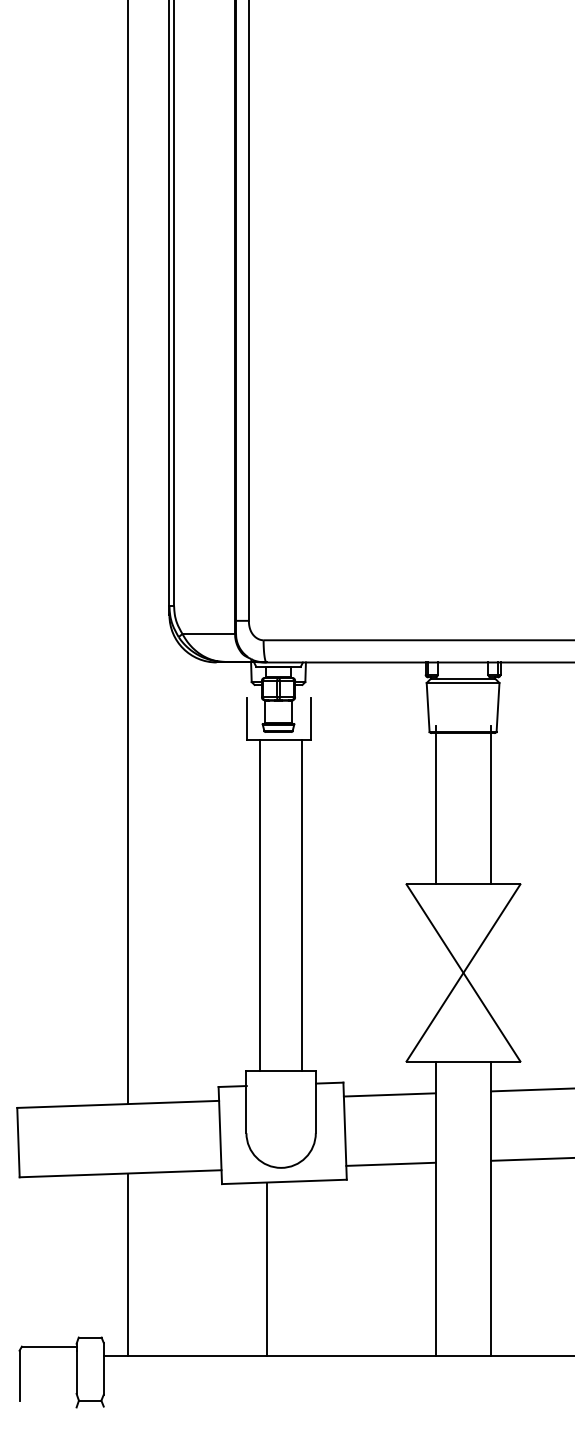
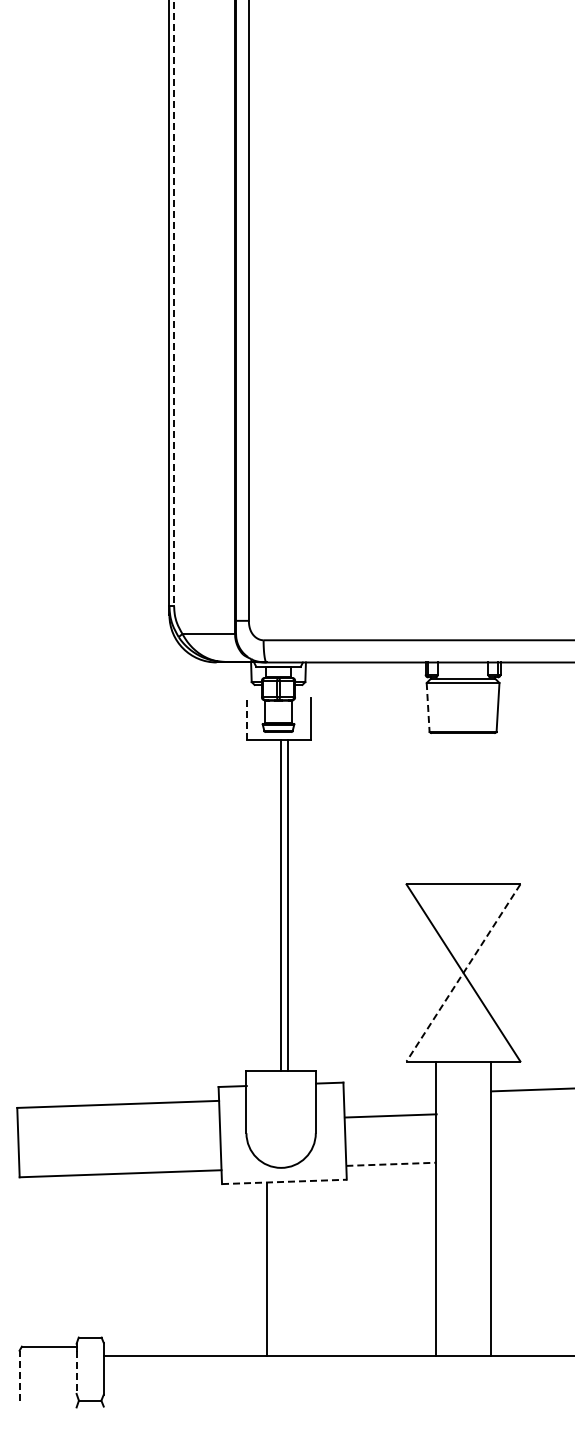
line: solid -> dashed (174, 303)
line: present -> none (128, 553)
line: solid -> dashed (428, 707)
line: solid -> dashed (246, 719)
line: present -> none (435, 805)
line: present -> none (491, 805)
line position: (260, 905) -> (281, 905) (281, 905)
line position: (301, 905) -> (287, 905) (287, 905)
line: solid -> dashed (463, 973)
line position: (389, 1094) -> (390, 1115) (390, 1115)
line: present -> none (531, 1159)
line: solid -> dashed (391, 1164)
line: solid -> dashed (284, 1181)
line: present -> none (128, 1264)
line: solid -> dashed (76, 1372)
line: solid -> dashed (19, 1375)
